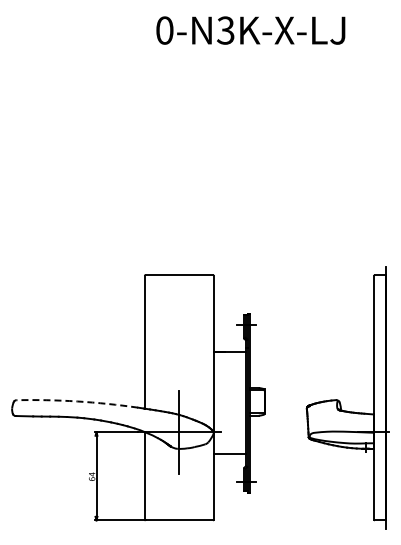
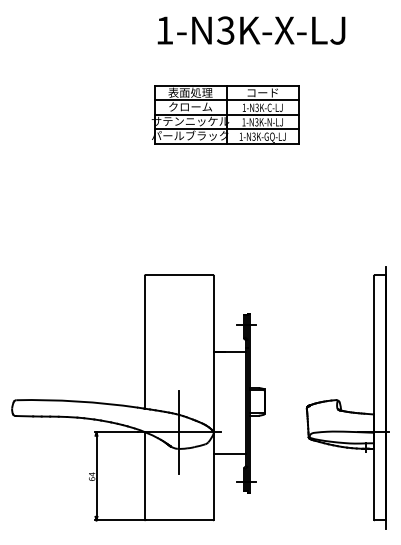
text: 0-N3K-X-LJ -> 1-N3K-X-LJ (164, 30)
part: none -> present (225, 114)
arc: dashed -> solid (77, 401)
